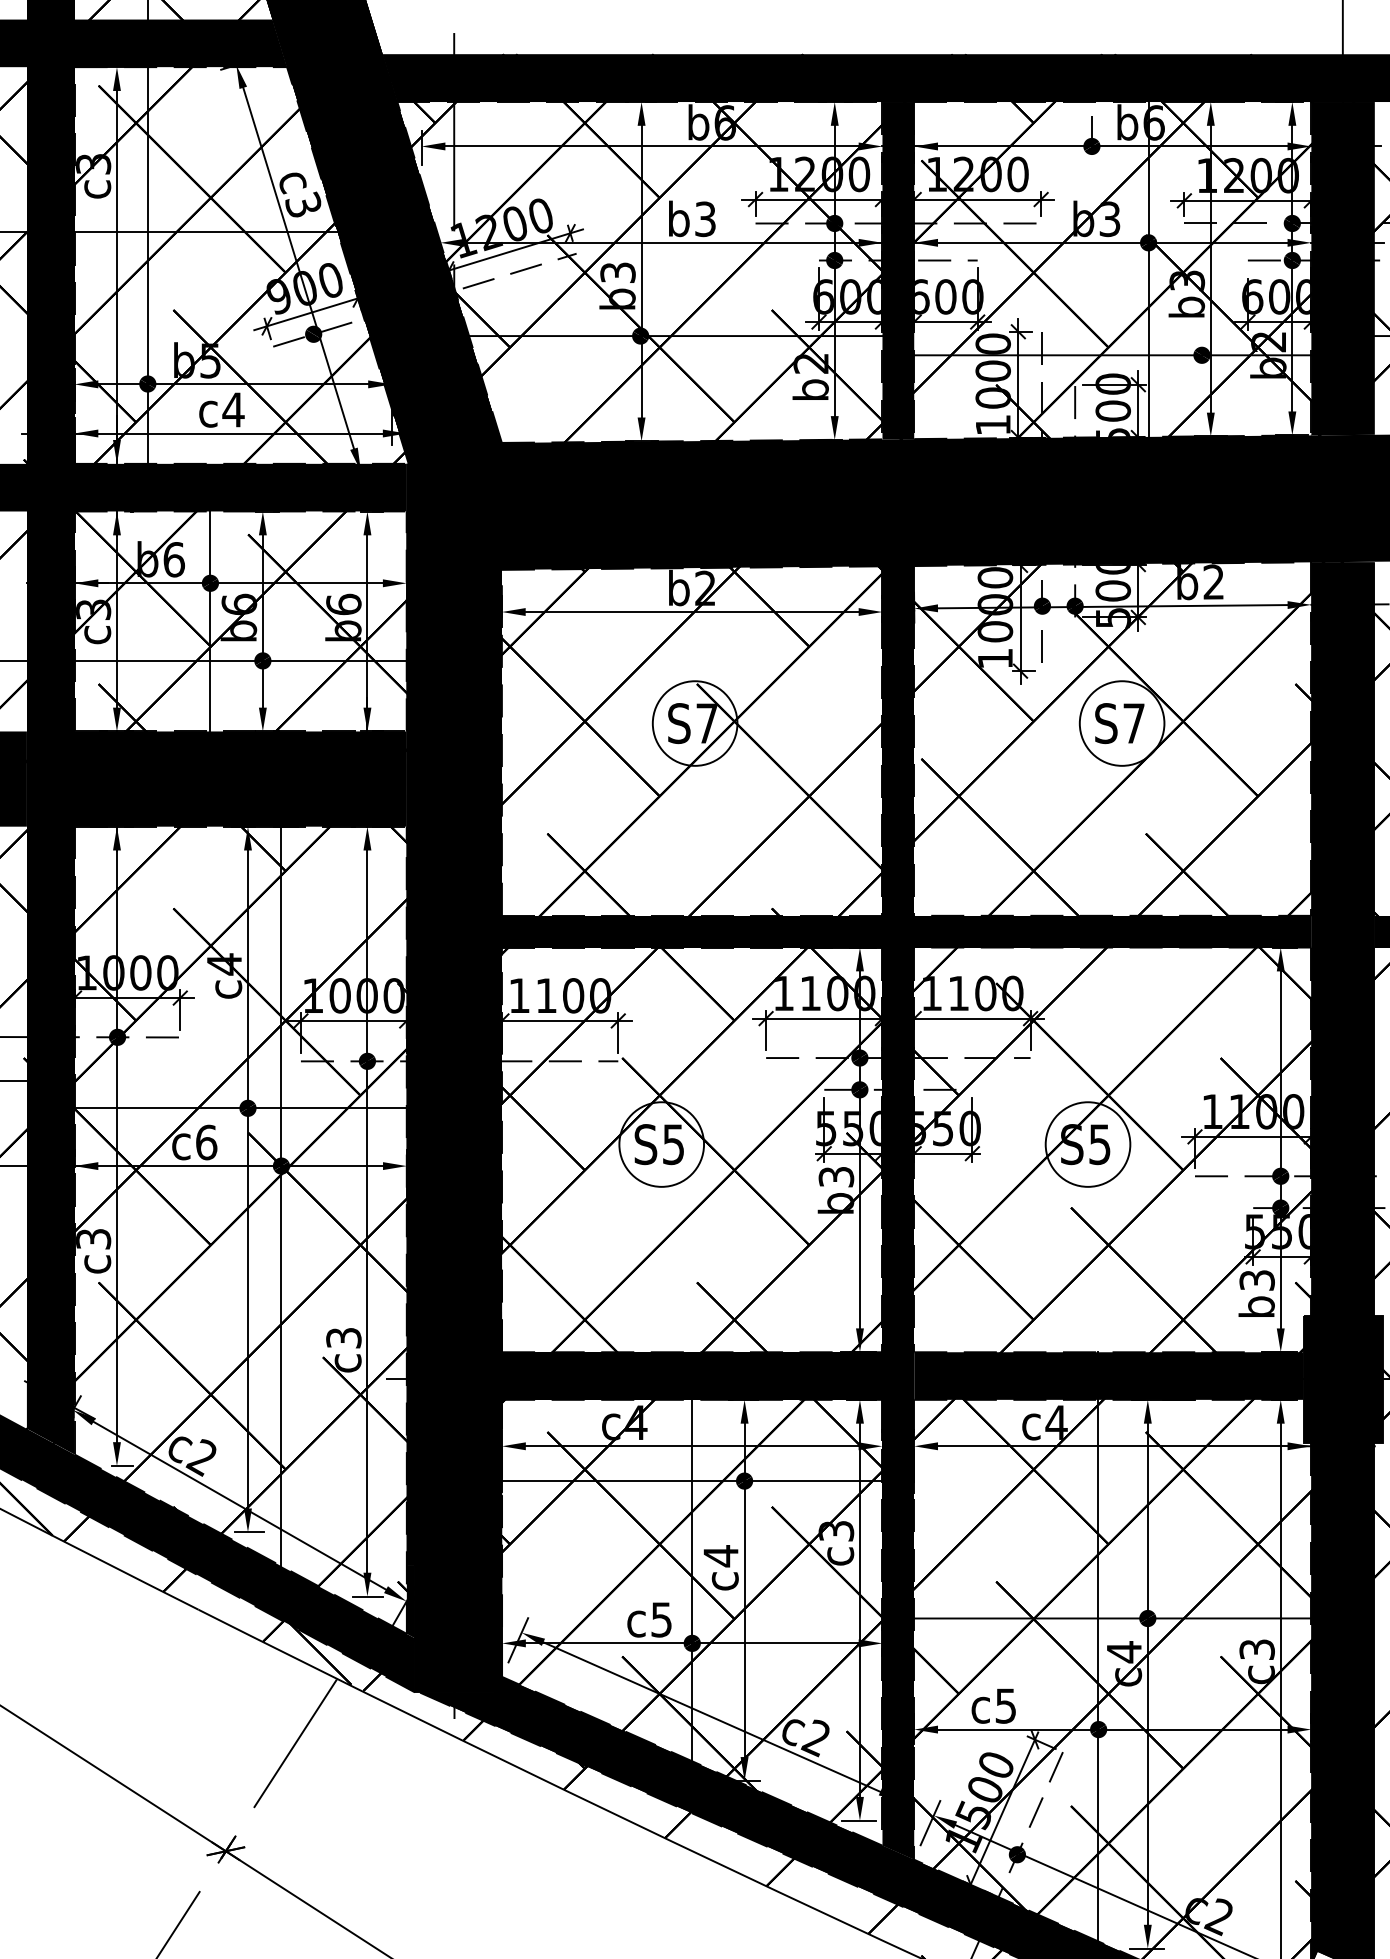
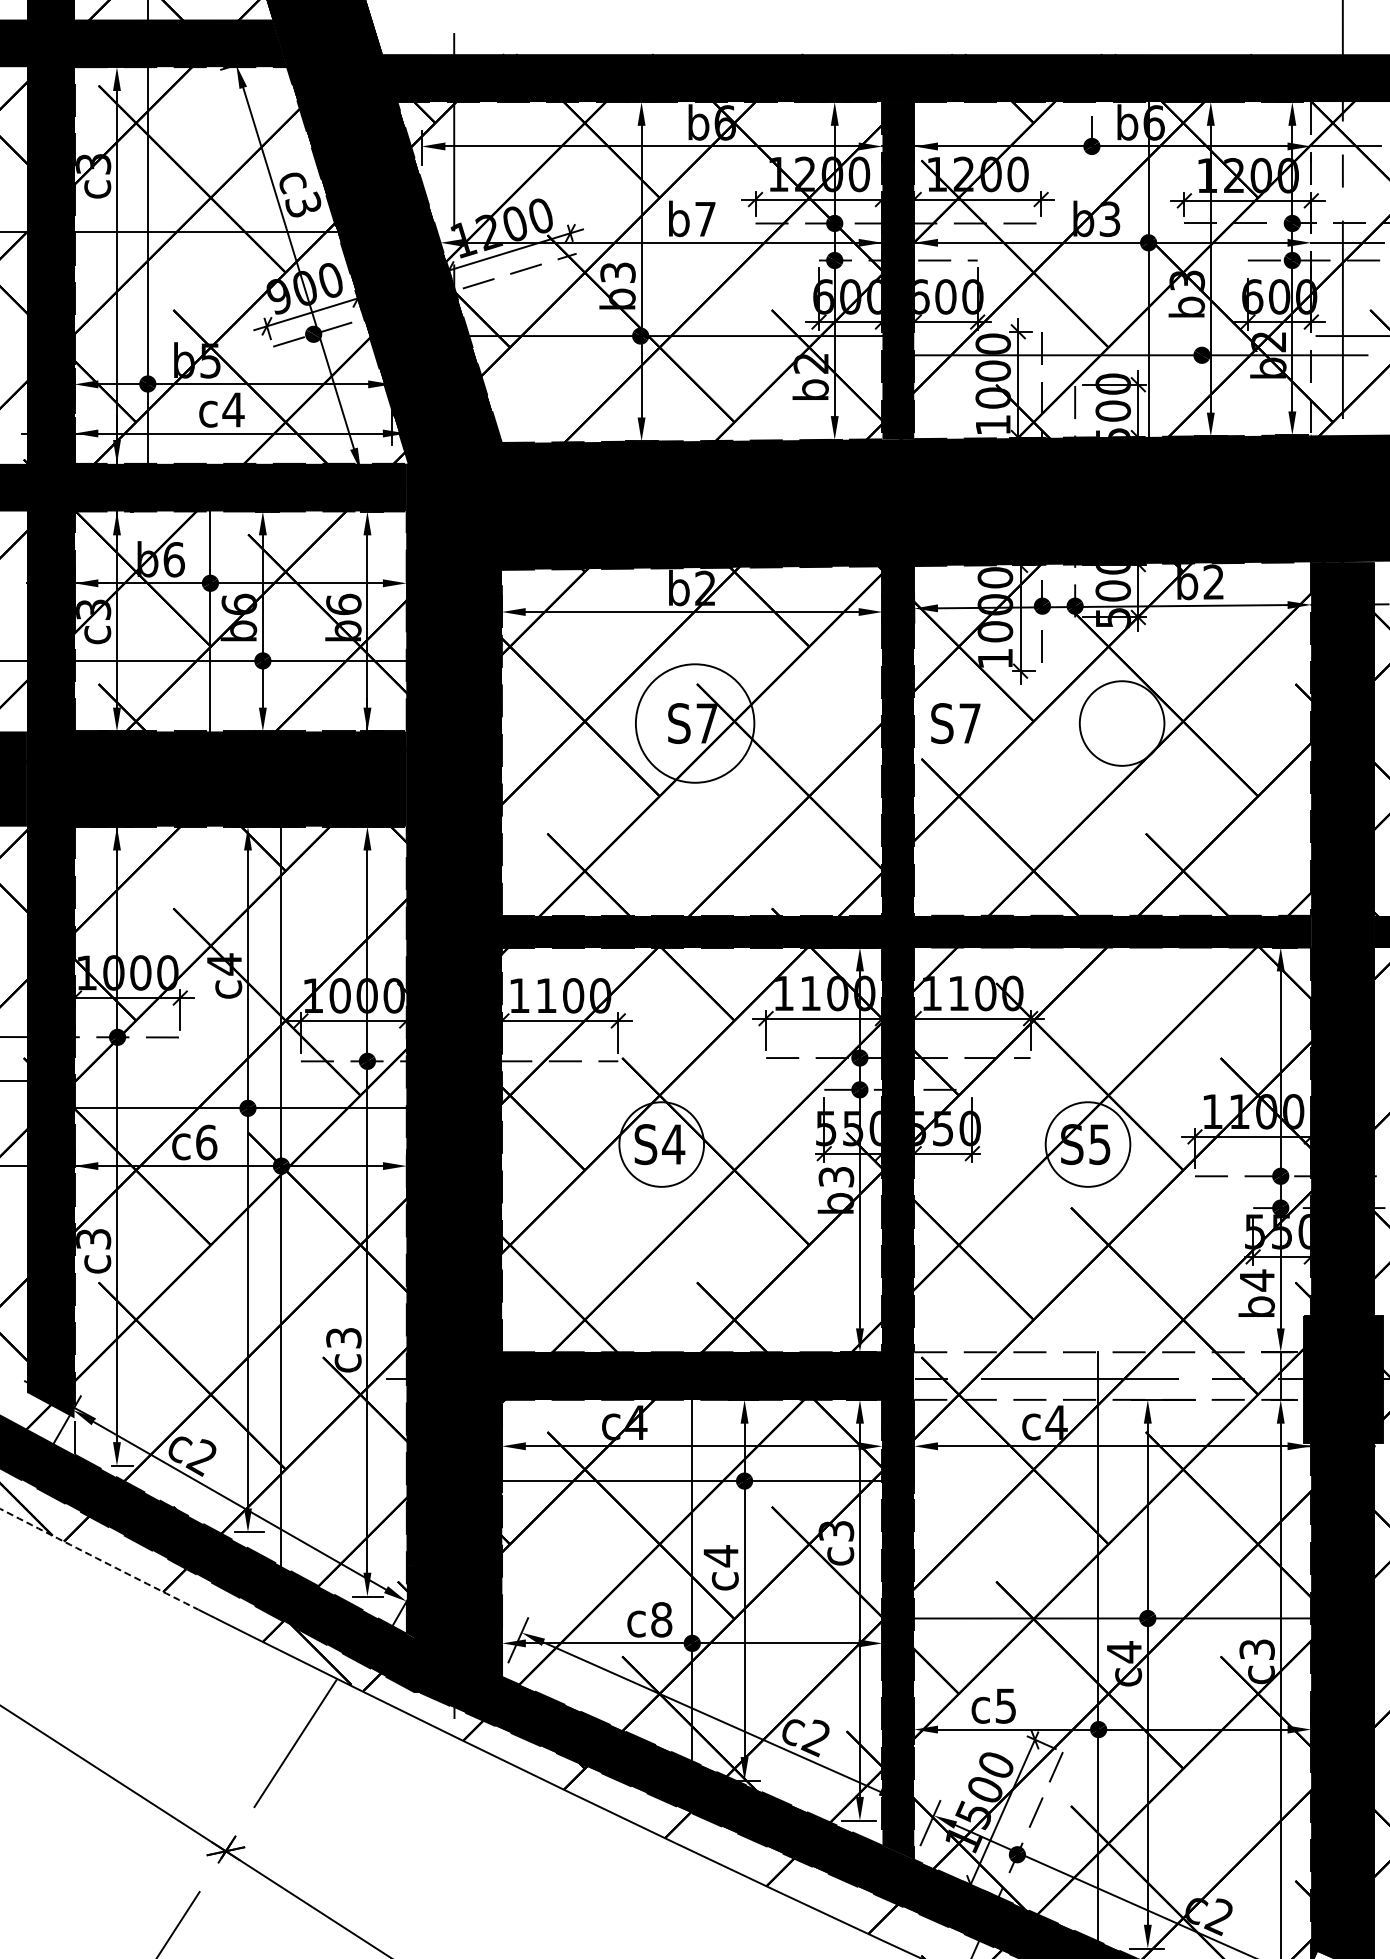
text: b3 -> b7 (705, 219)
fill: present -> none (1342, 268)
circle diameter: 85 px -> 118 px (694, 723)
text position: (1119, 723) -> (955, 723) (955, 723)
text: S5 -> S4 (673, 1144)
text: b3 -> b4 (1256, 1280)
fill: present -> none (1108, 1375)
fill: present -> none (50, 1418)
arc: solid -> dashed (98, 1559)
text: c5 -> c8 (661, 1619)
